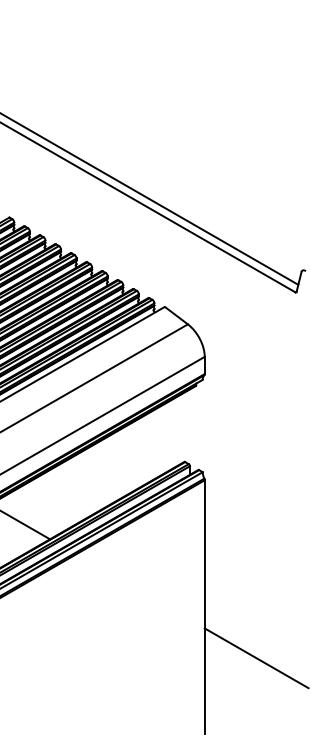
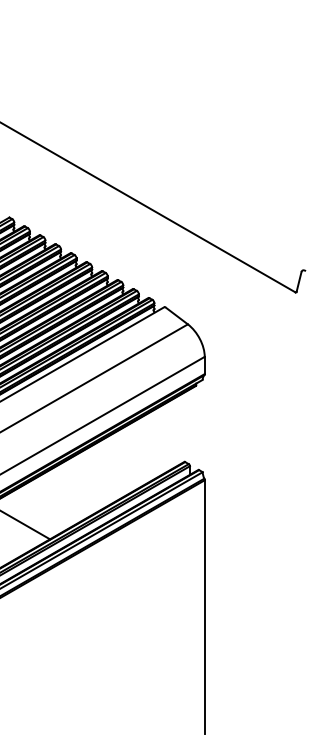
line: present -> none (150, 199)
line: present -> none (255, 657)
